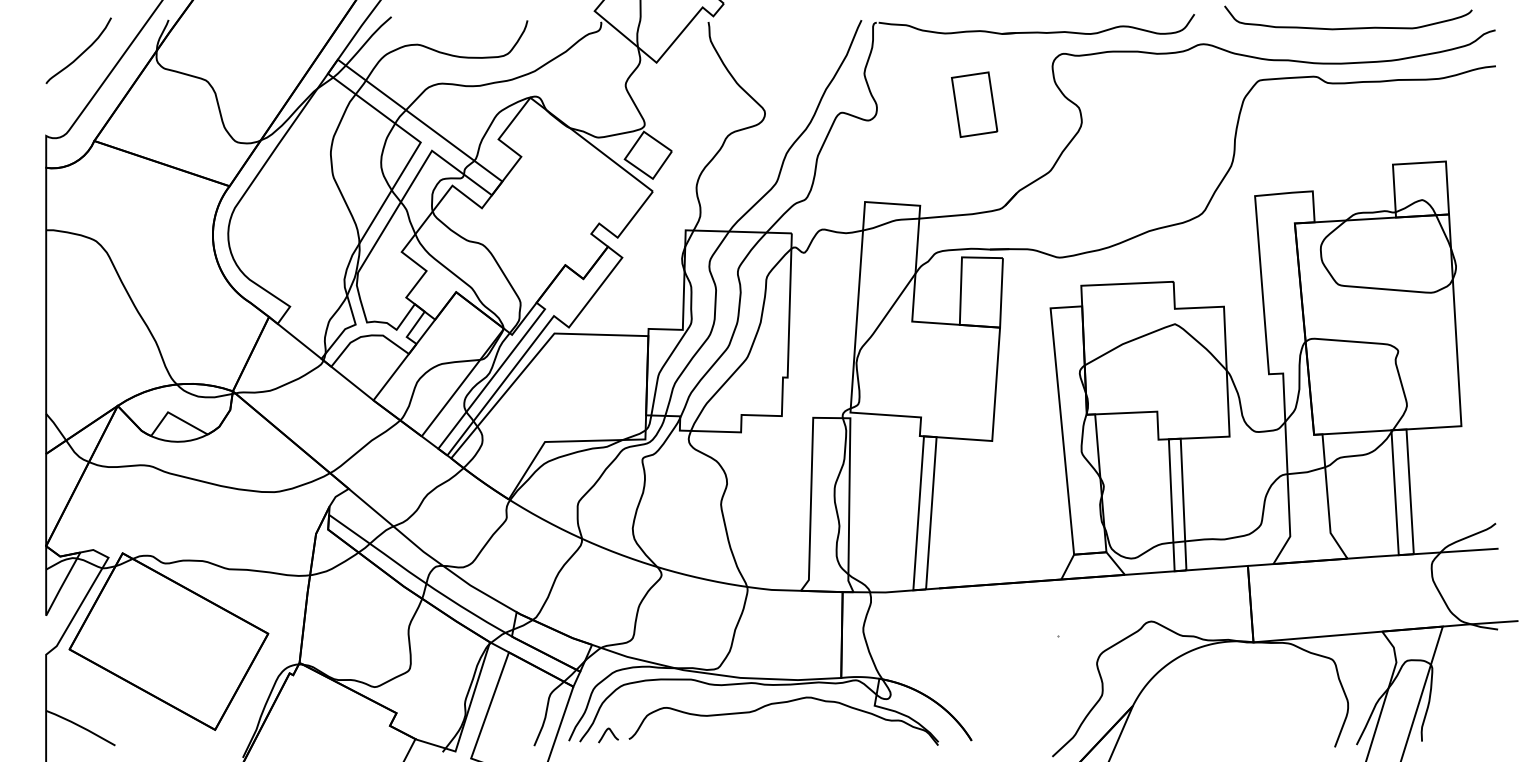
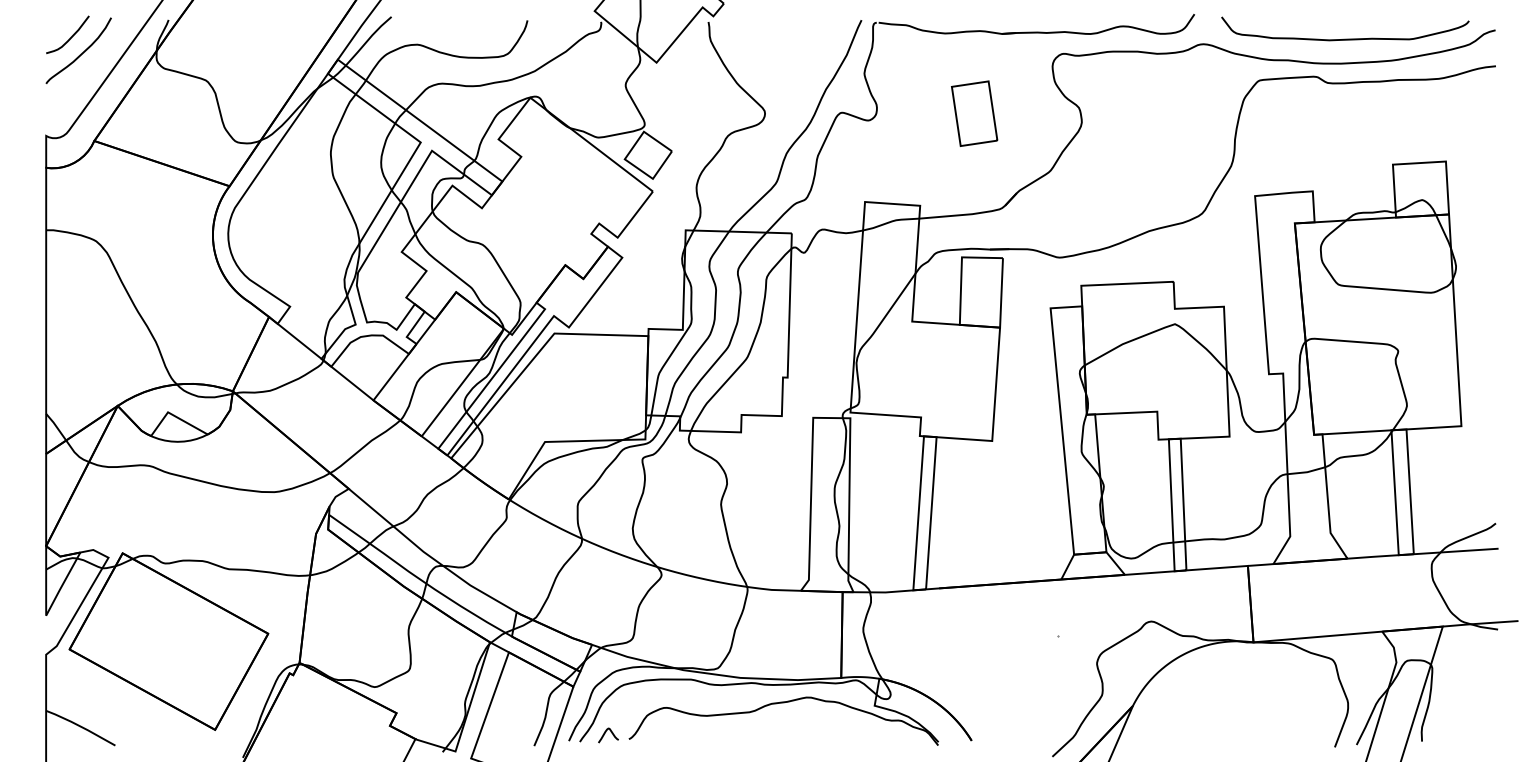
curve position: (1348, 27) -> (1345, 38) (1345, 38)
curve: none -> present (70, 37)
part position: (974, 104) -> (974, 113) (974, 113)
